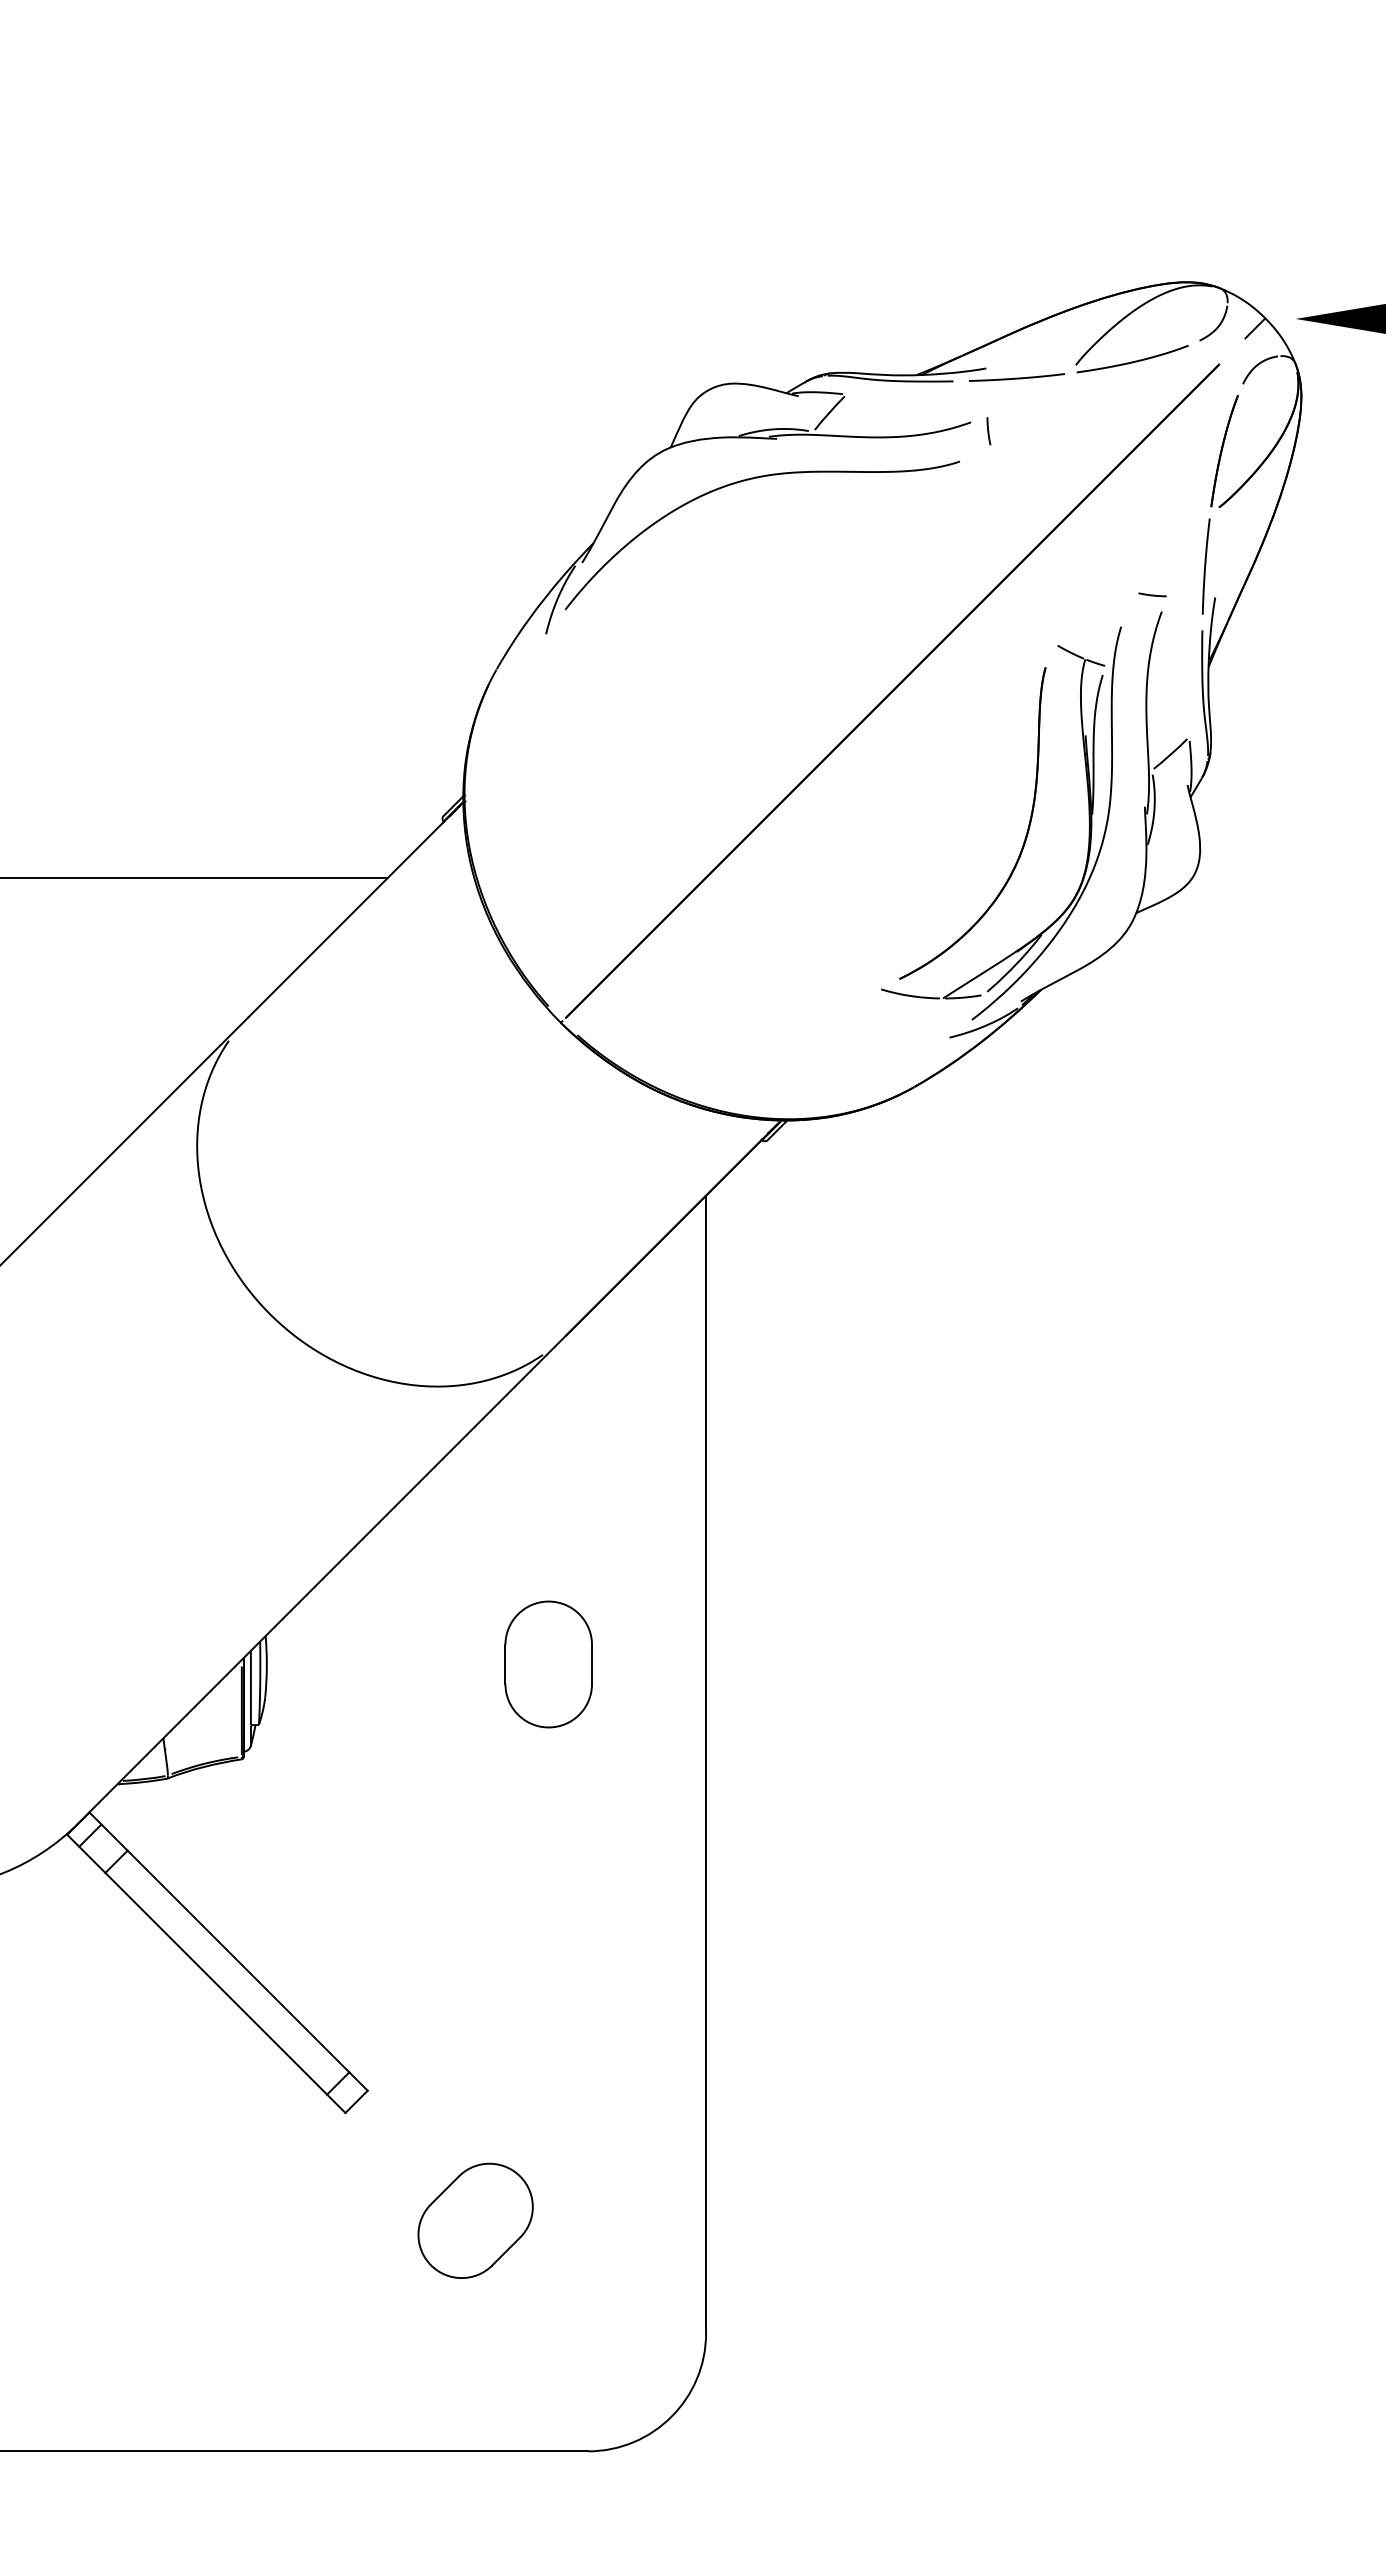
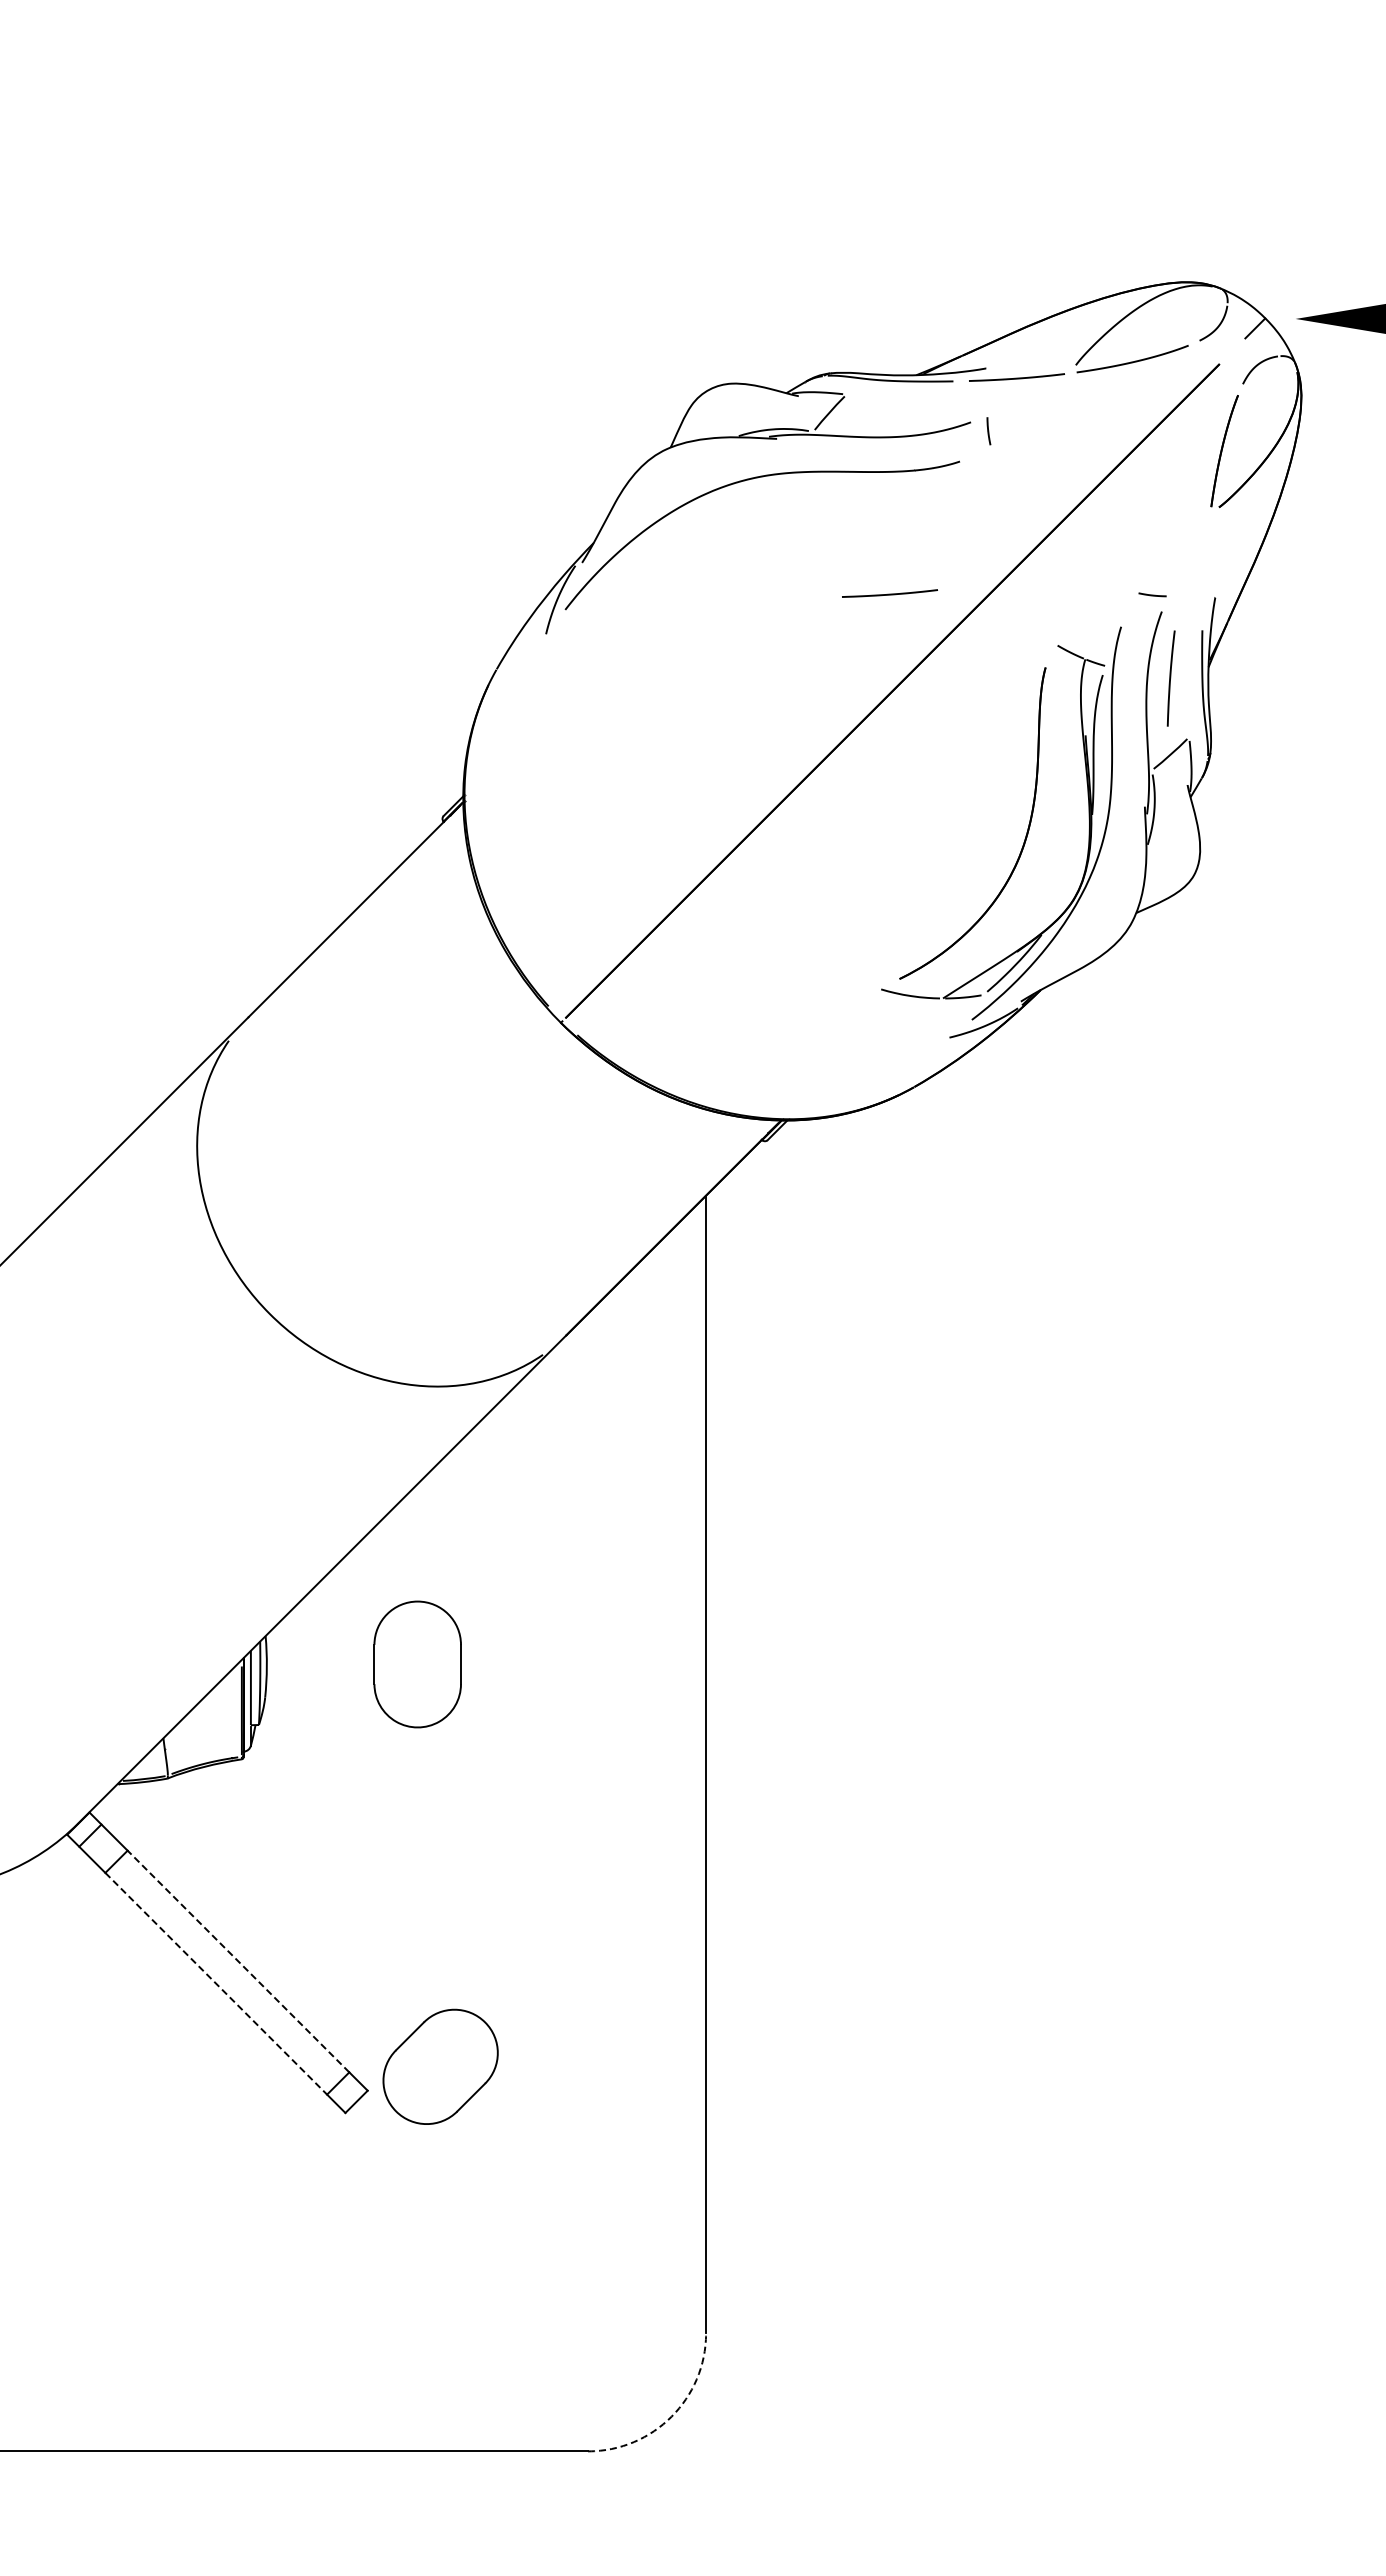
curve position: (1205, 566) -> (1170, 678) (1170, 678)
line: none -> present (889, 593)
line: present -> none (195, 877)
part position: (548, 1664) -> (417, 1664) (417, 1664)
line: solid -> dashed (238, 1961)
line: solid -> dashed (216, 1983)
part position: (475, 2220) -> (440, 2066) (440, 2066)
arc: solid -> dashed (671, 2416)
